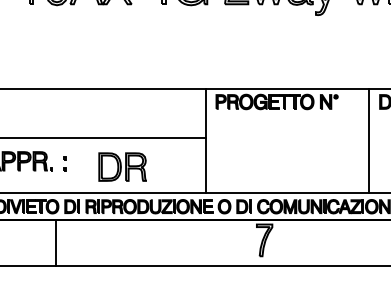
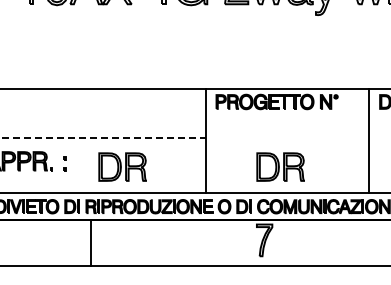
line: solid -> dashed (103, 137)
part: none -> present (280, 166)
line position: (56, 243) -> (91, 243) (91, 243)
